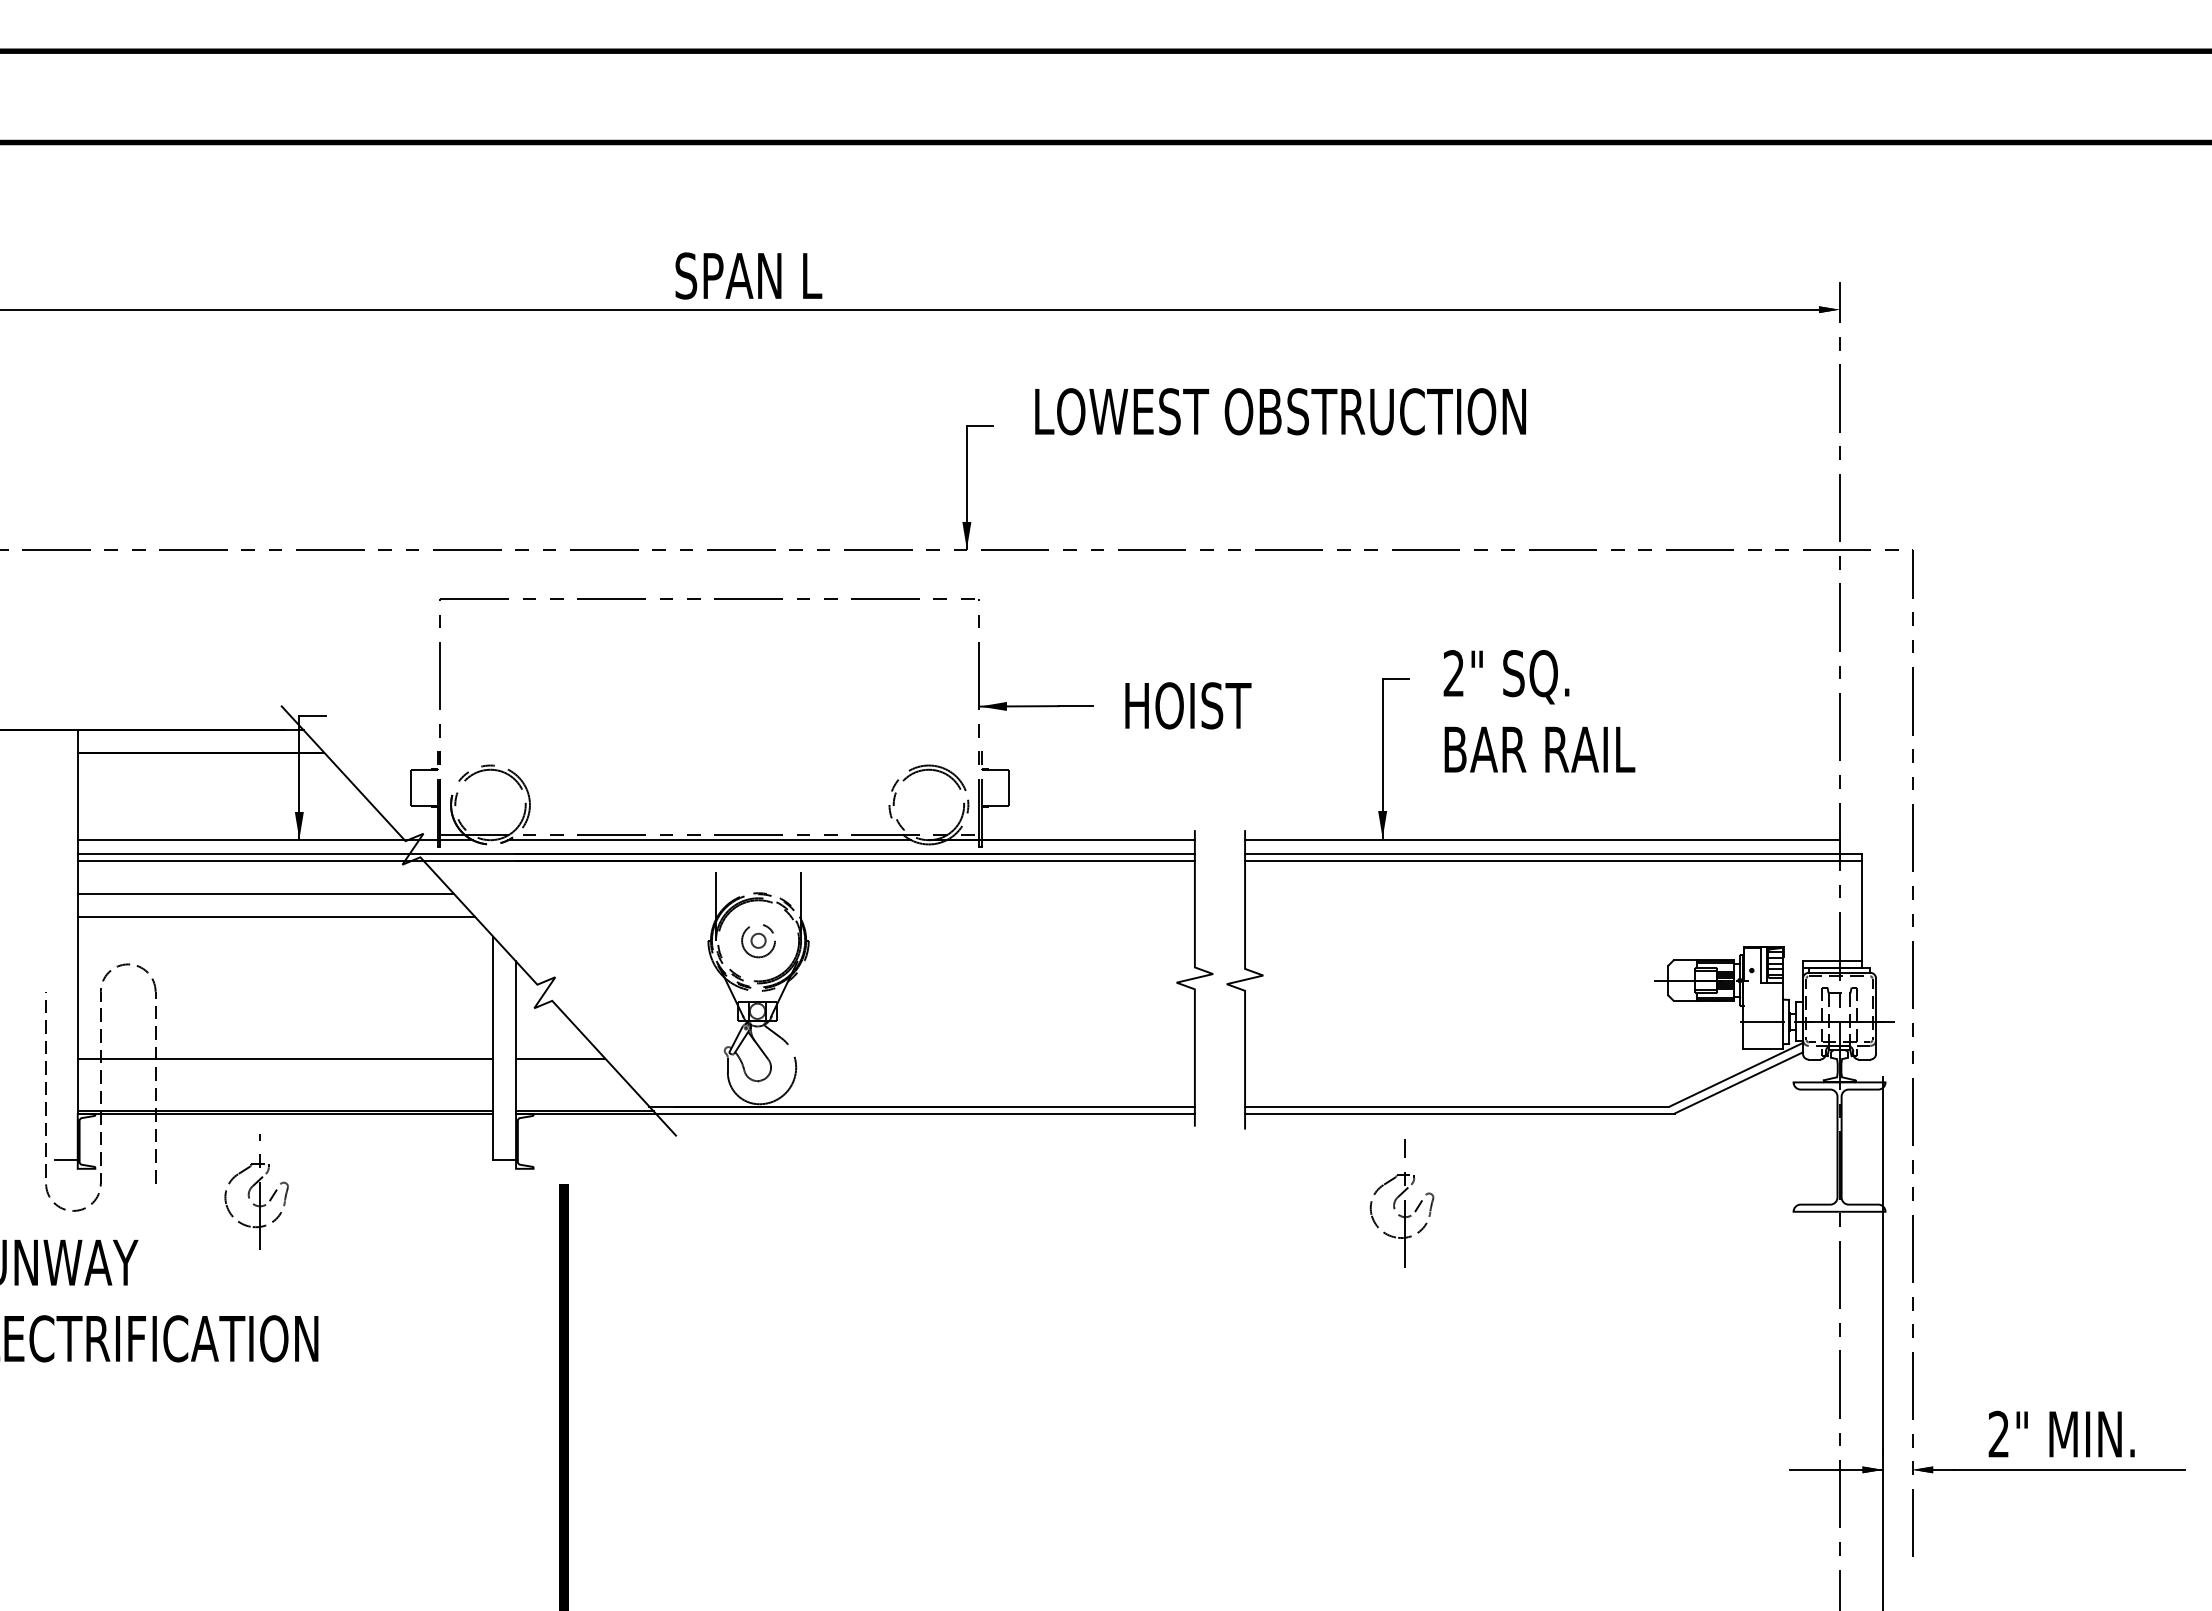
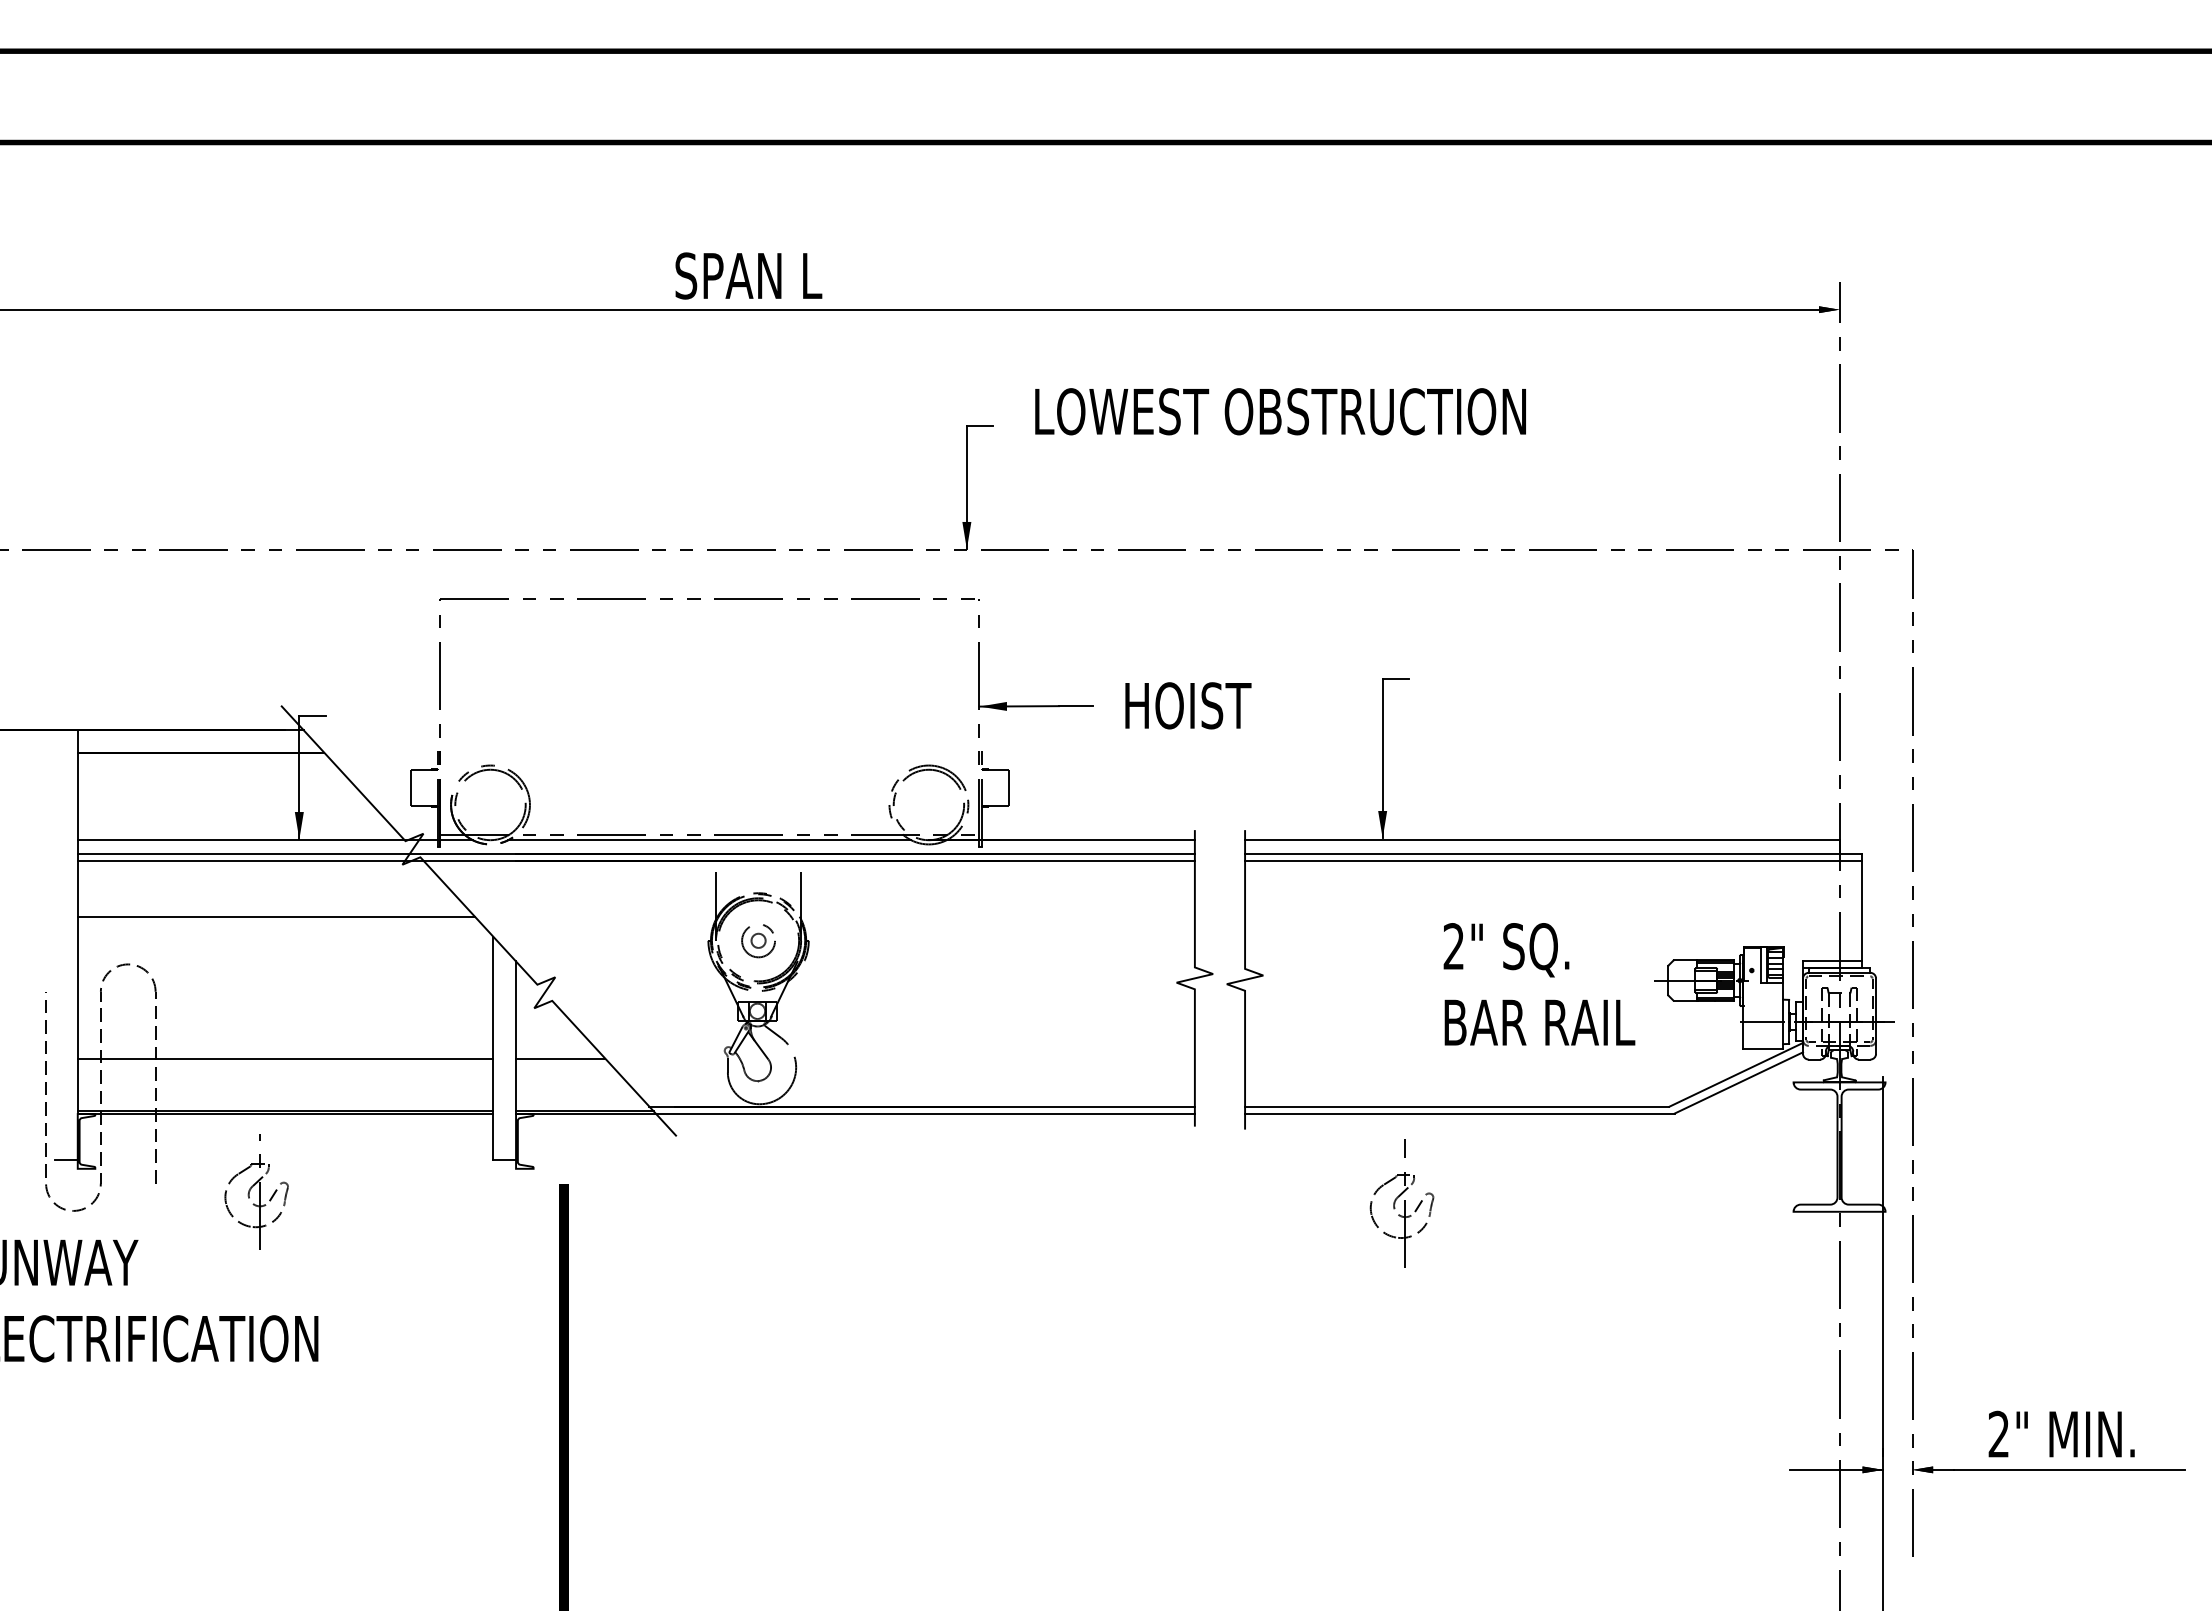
text position: (1539, 711) -> (1539, 984) (1539, 984)
line: present -> none (265, 894)
